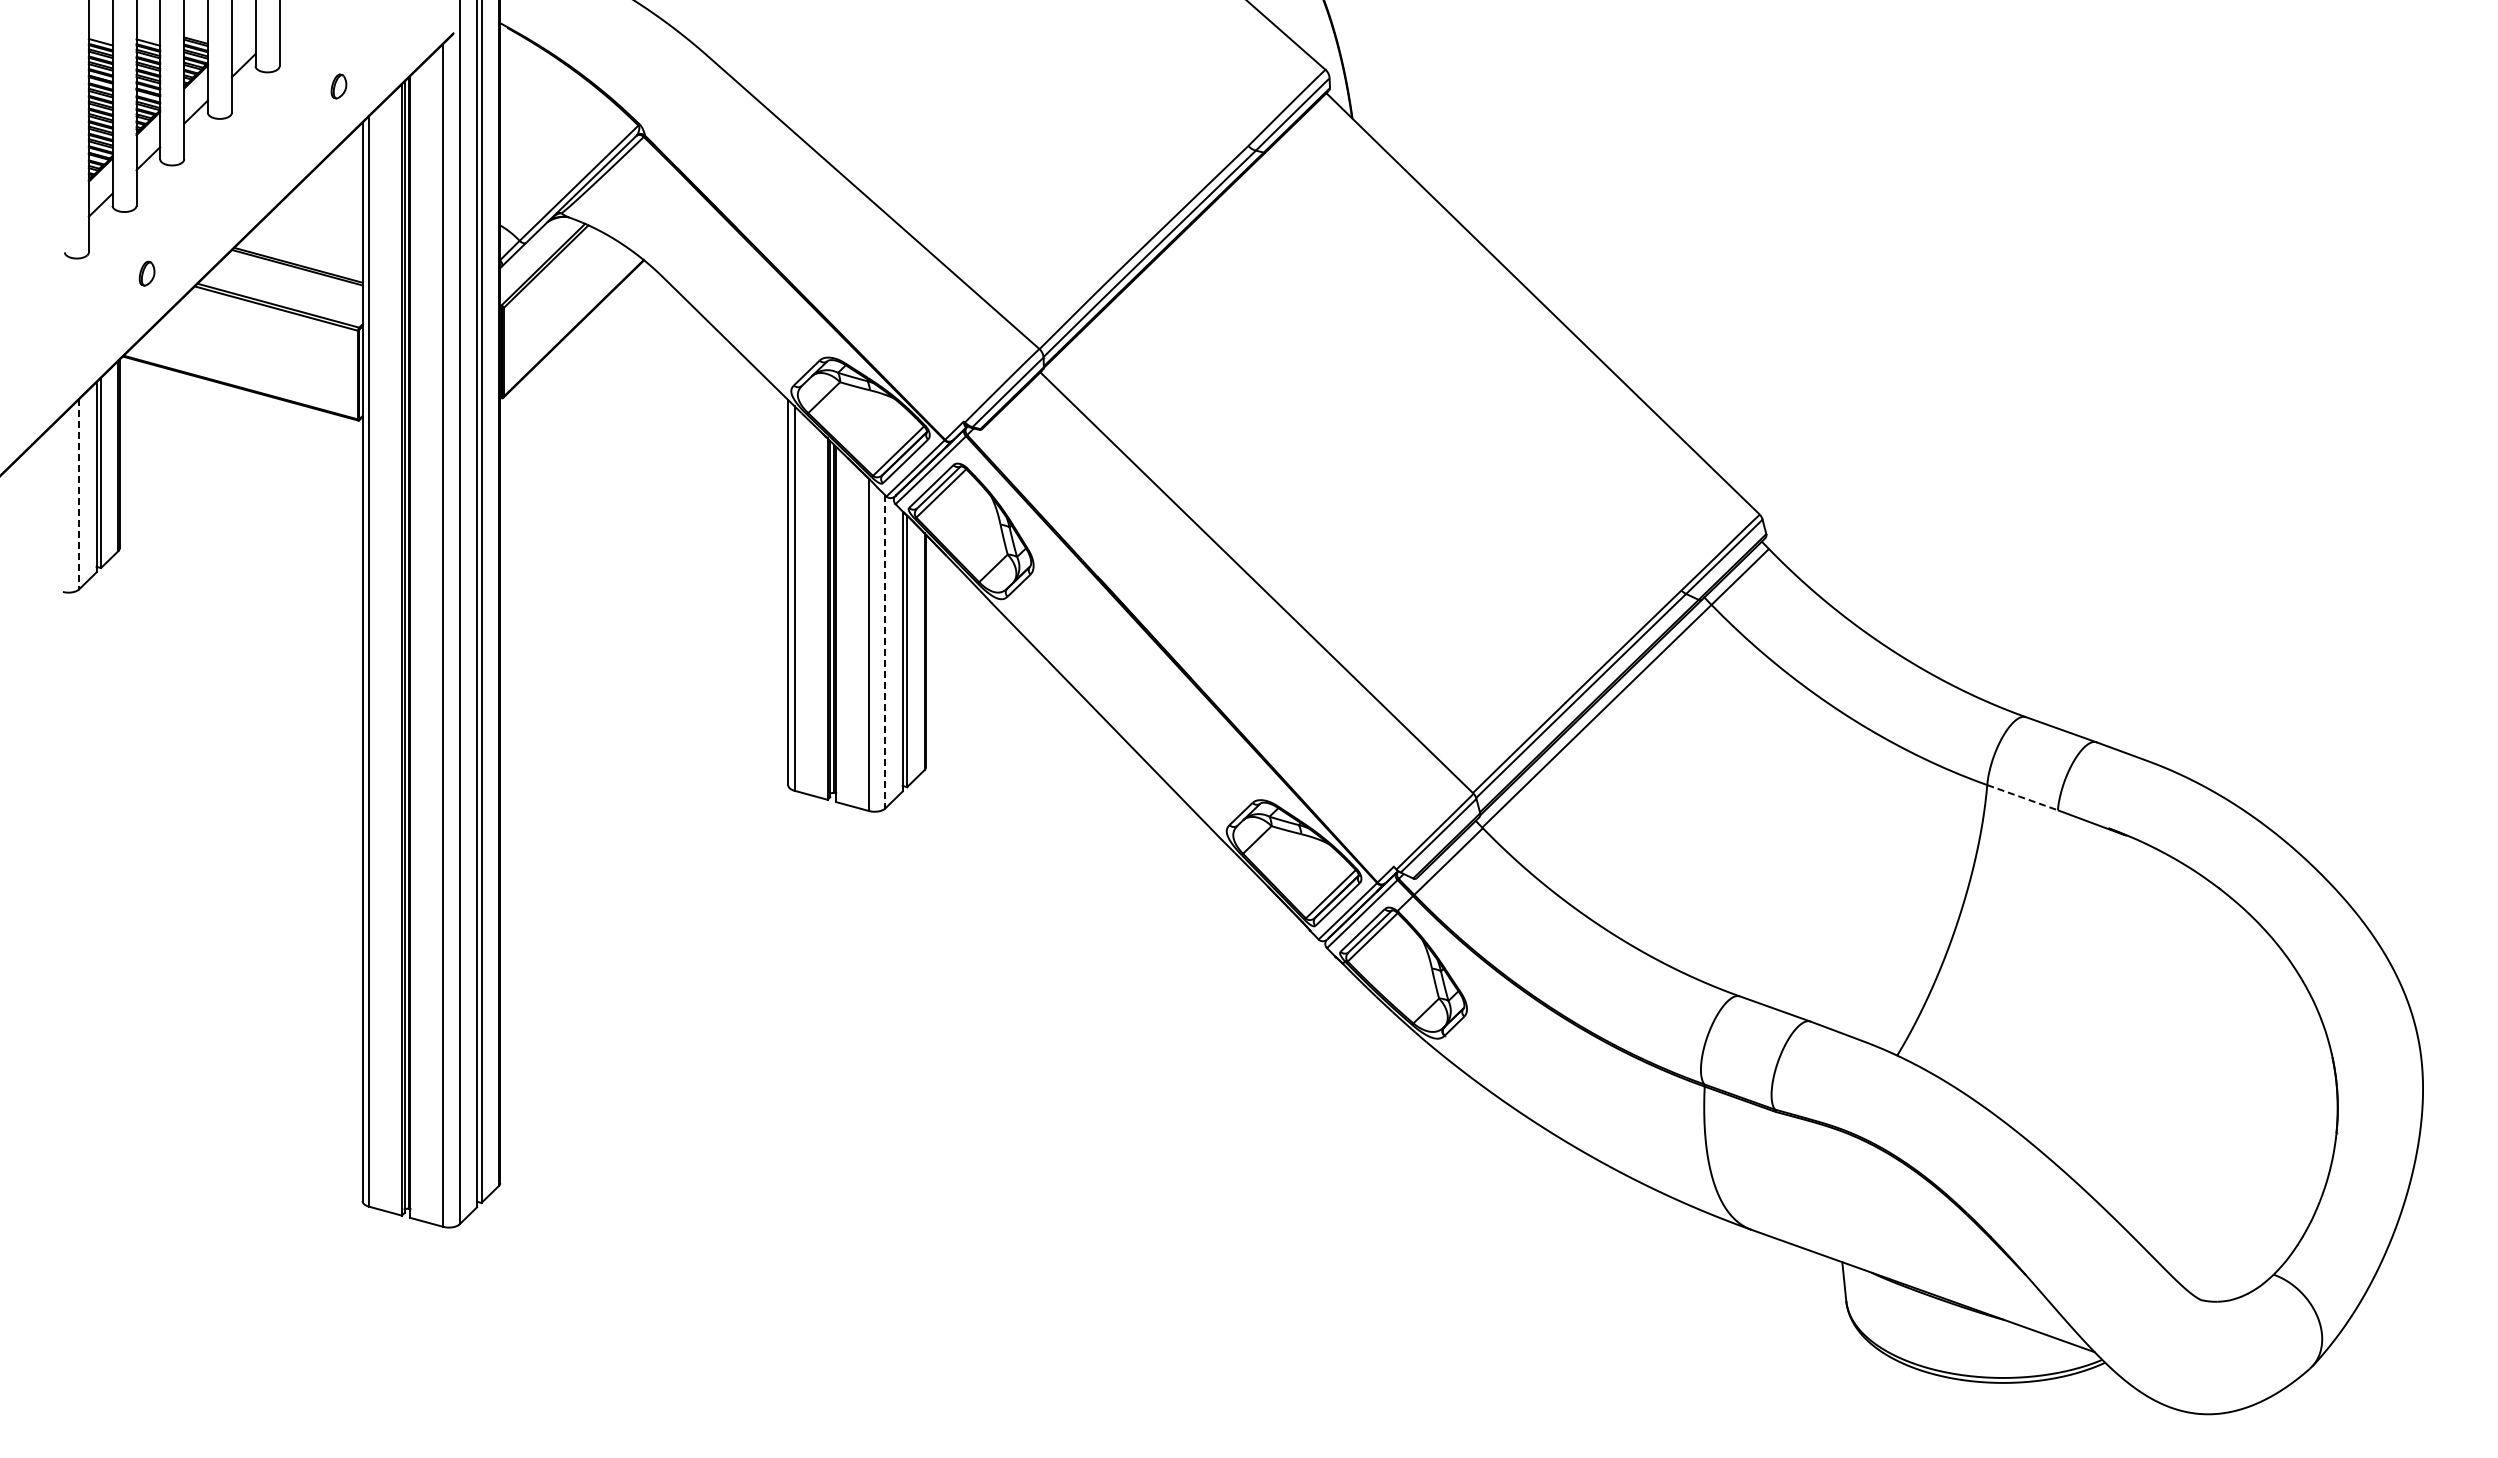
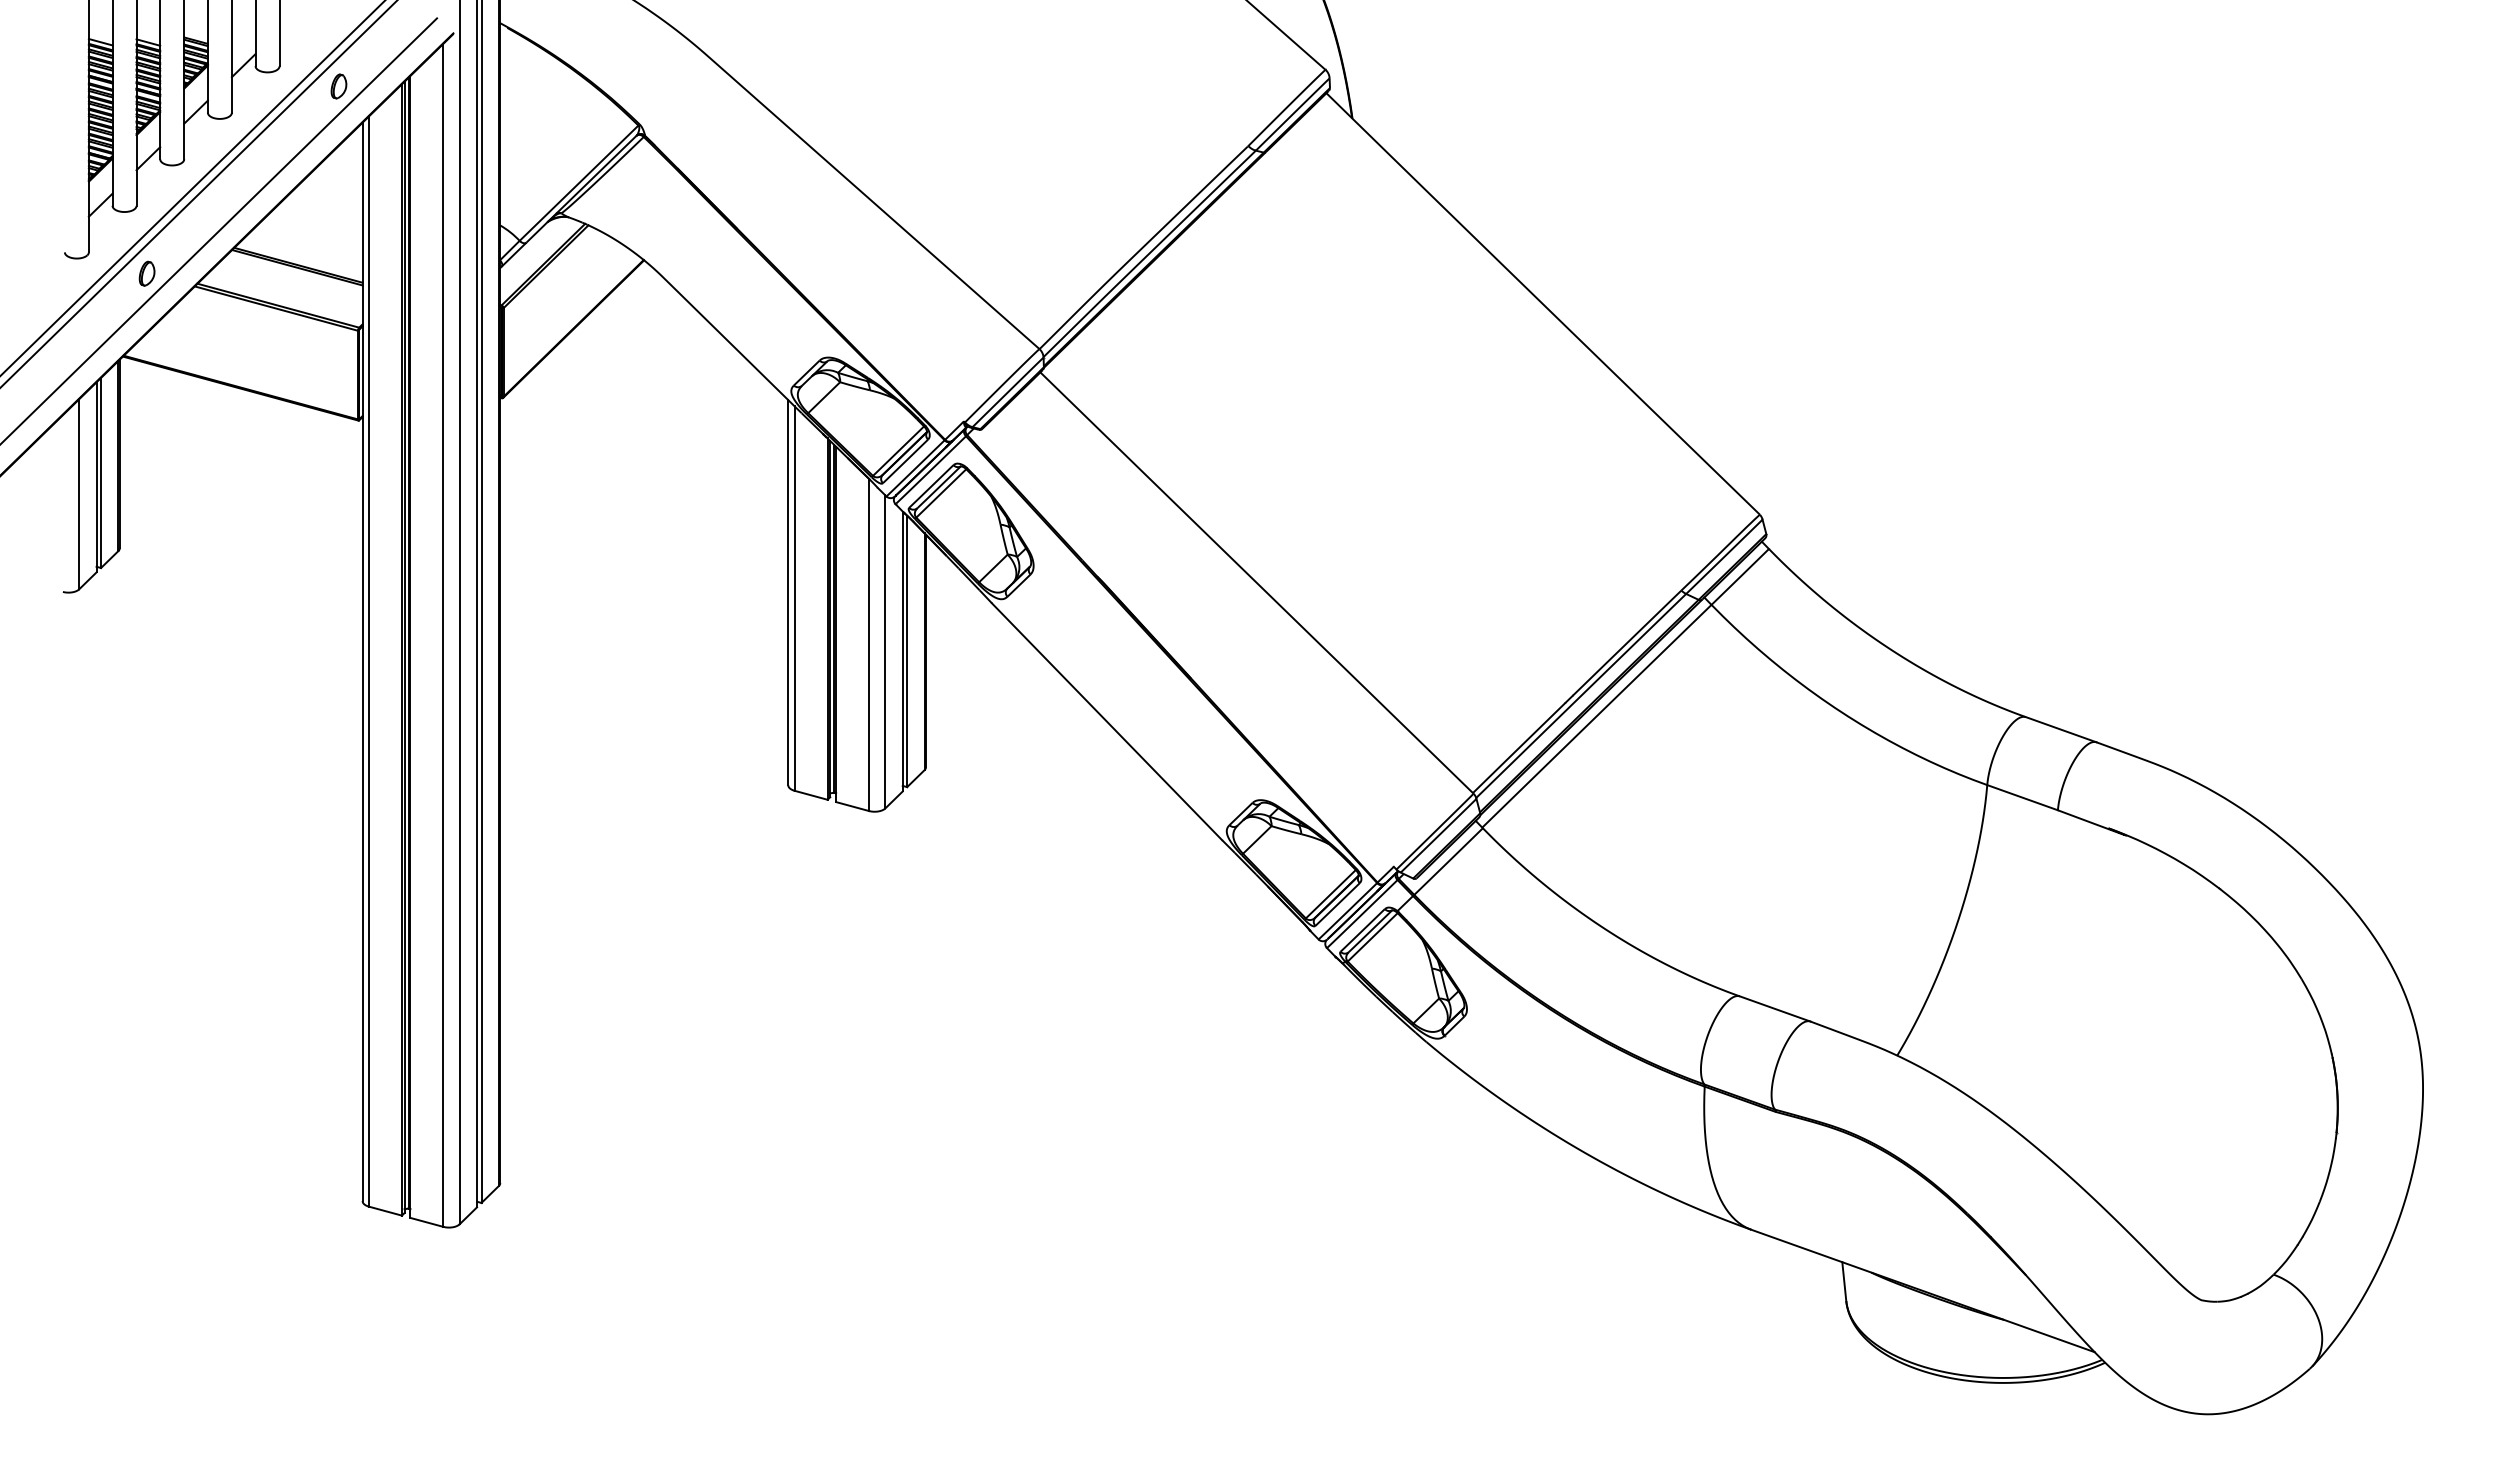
line: none -> present (192, 188)
line: none -> present (198, 193)
line: none -> present (219, 230)
line: dashed -> solid (79, 494)
line: dashed -> solid (885, 651)
line: dashed -> solid (2023, 797)
